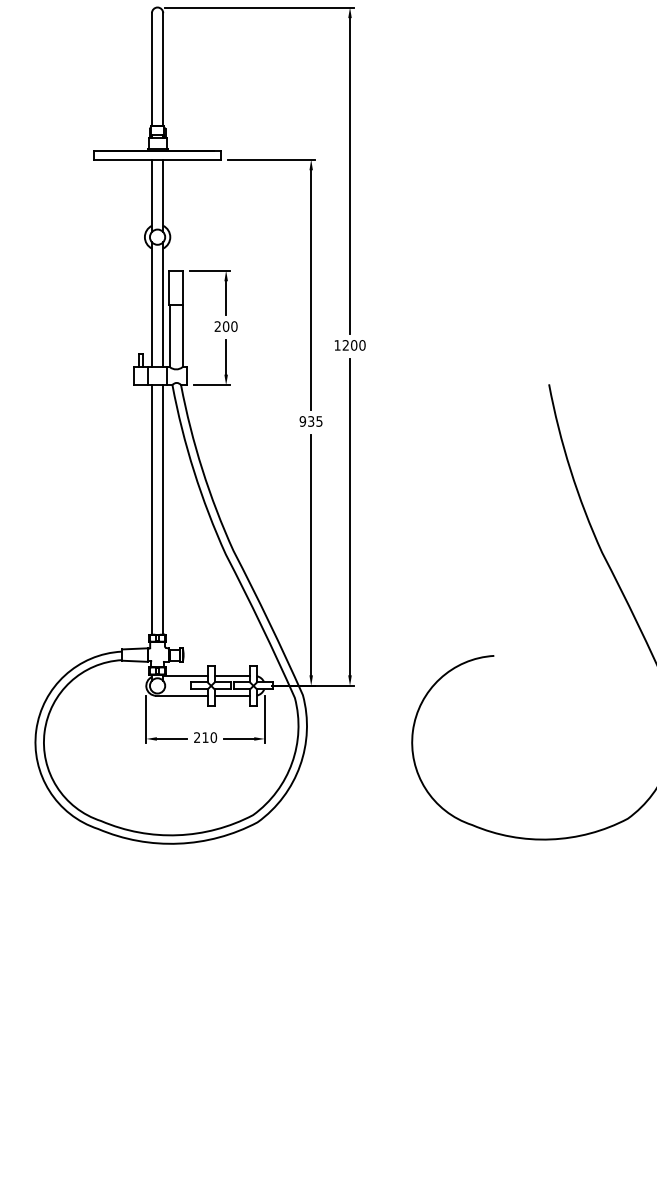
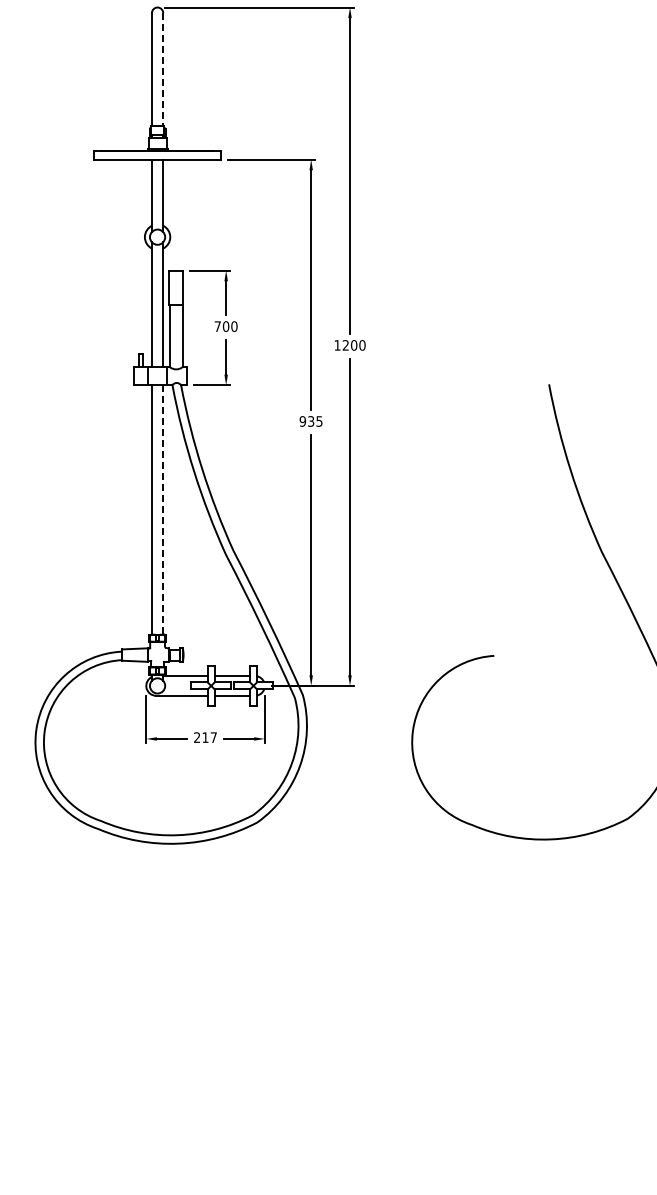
line: solid -> dashed (163, 70)
text: 200 -> 700 (217, 326)
line: solid -> dashed (163, 509)
text: 210 -> 217 (213, 737)
